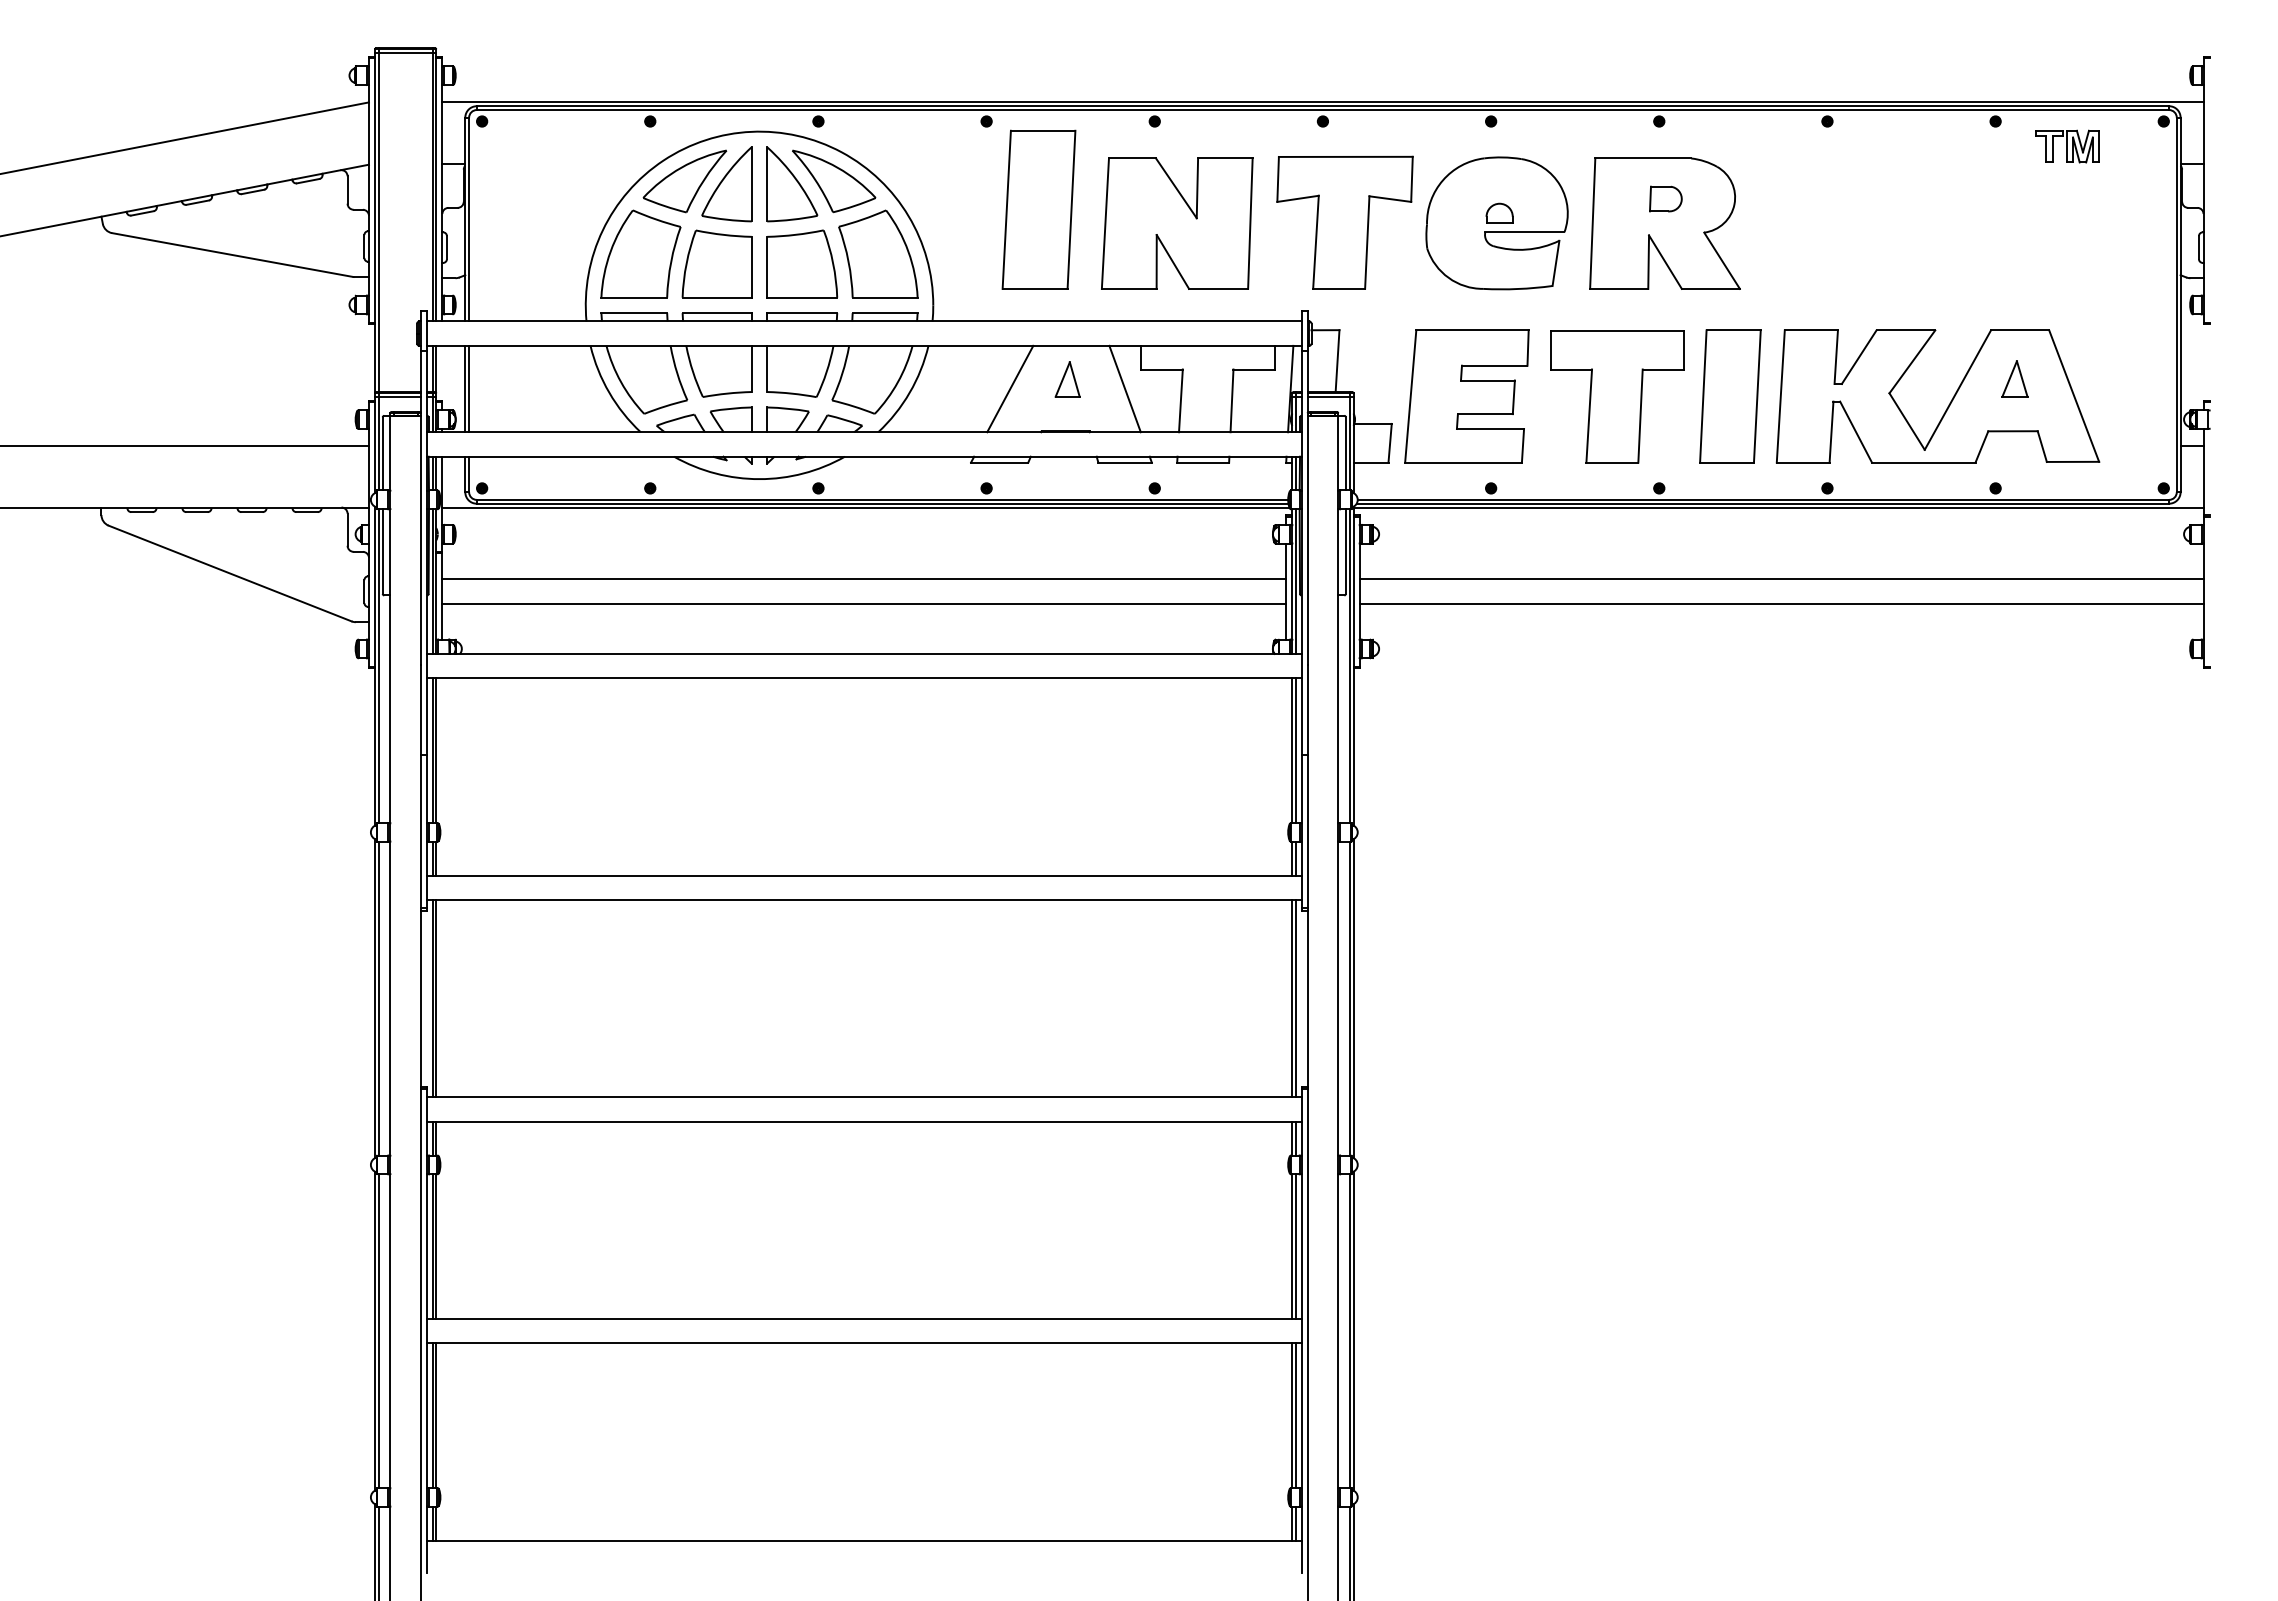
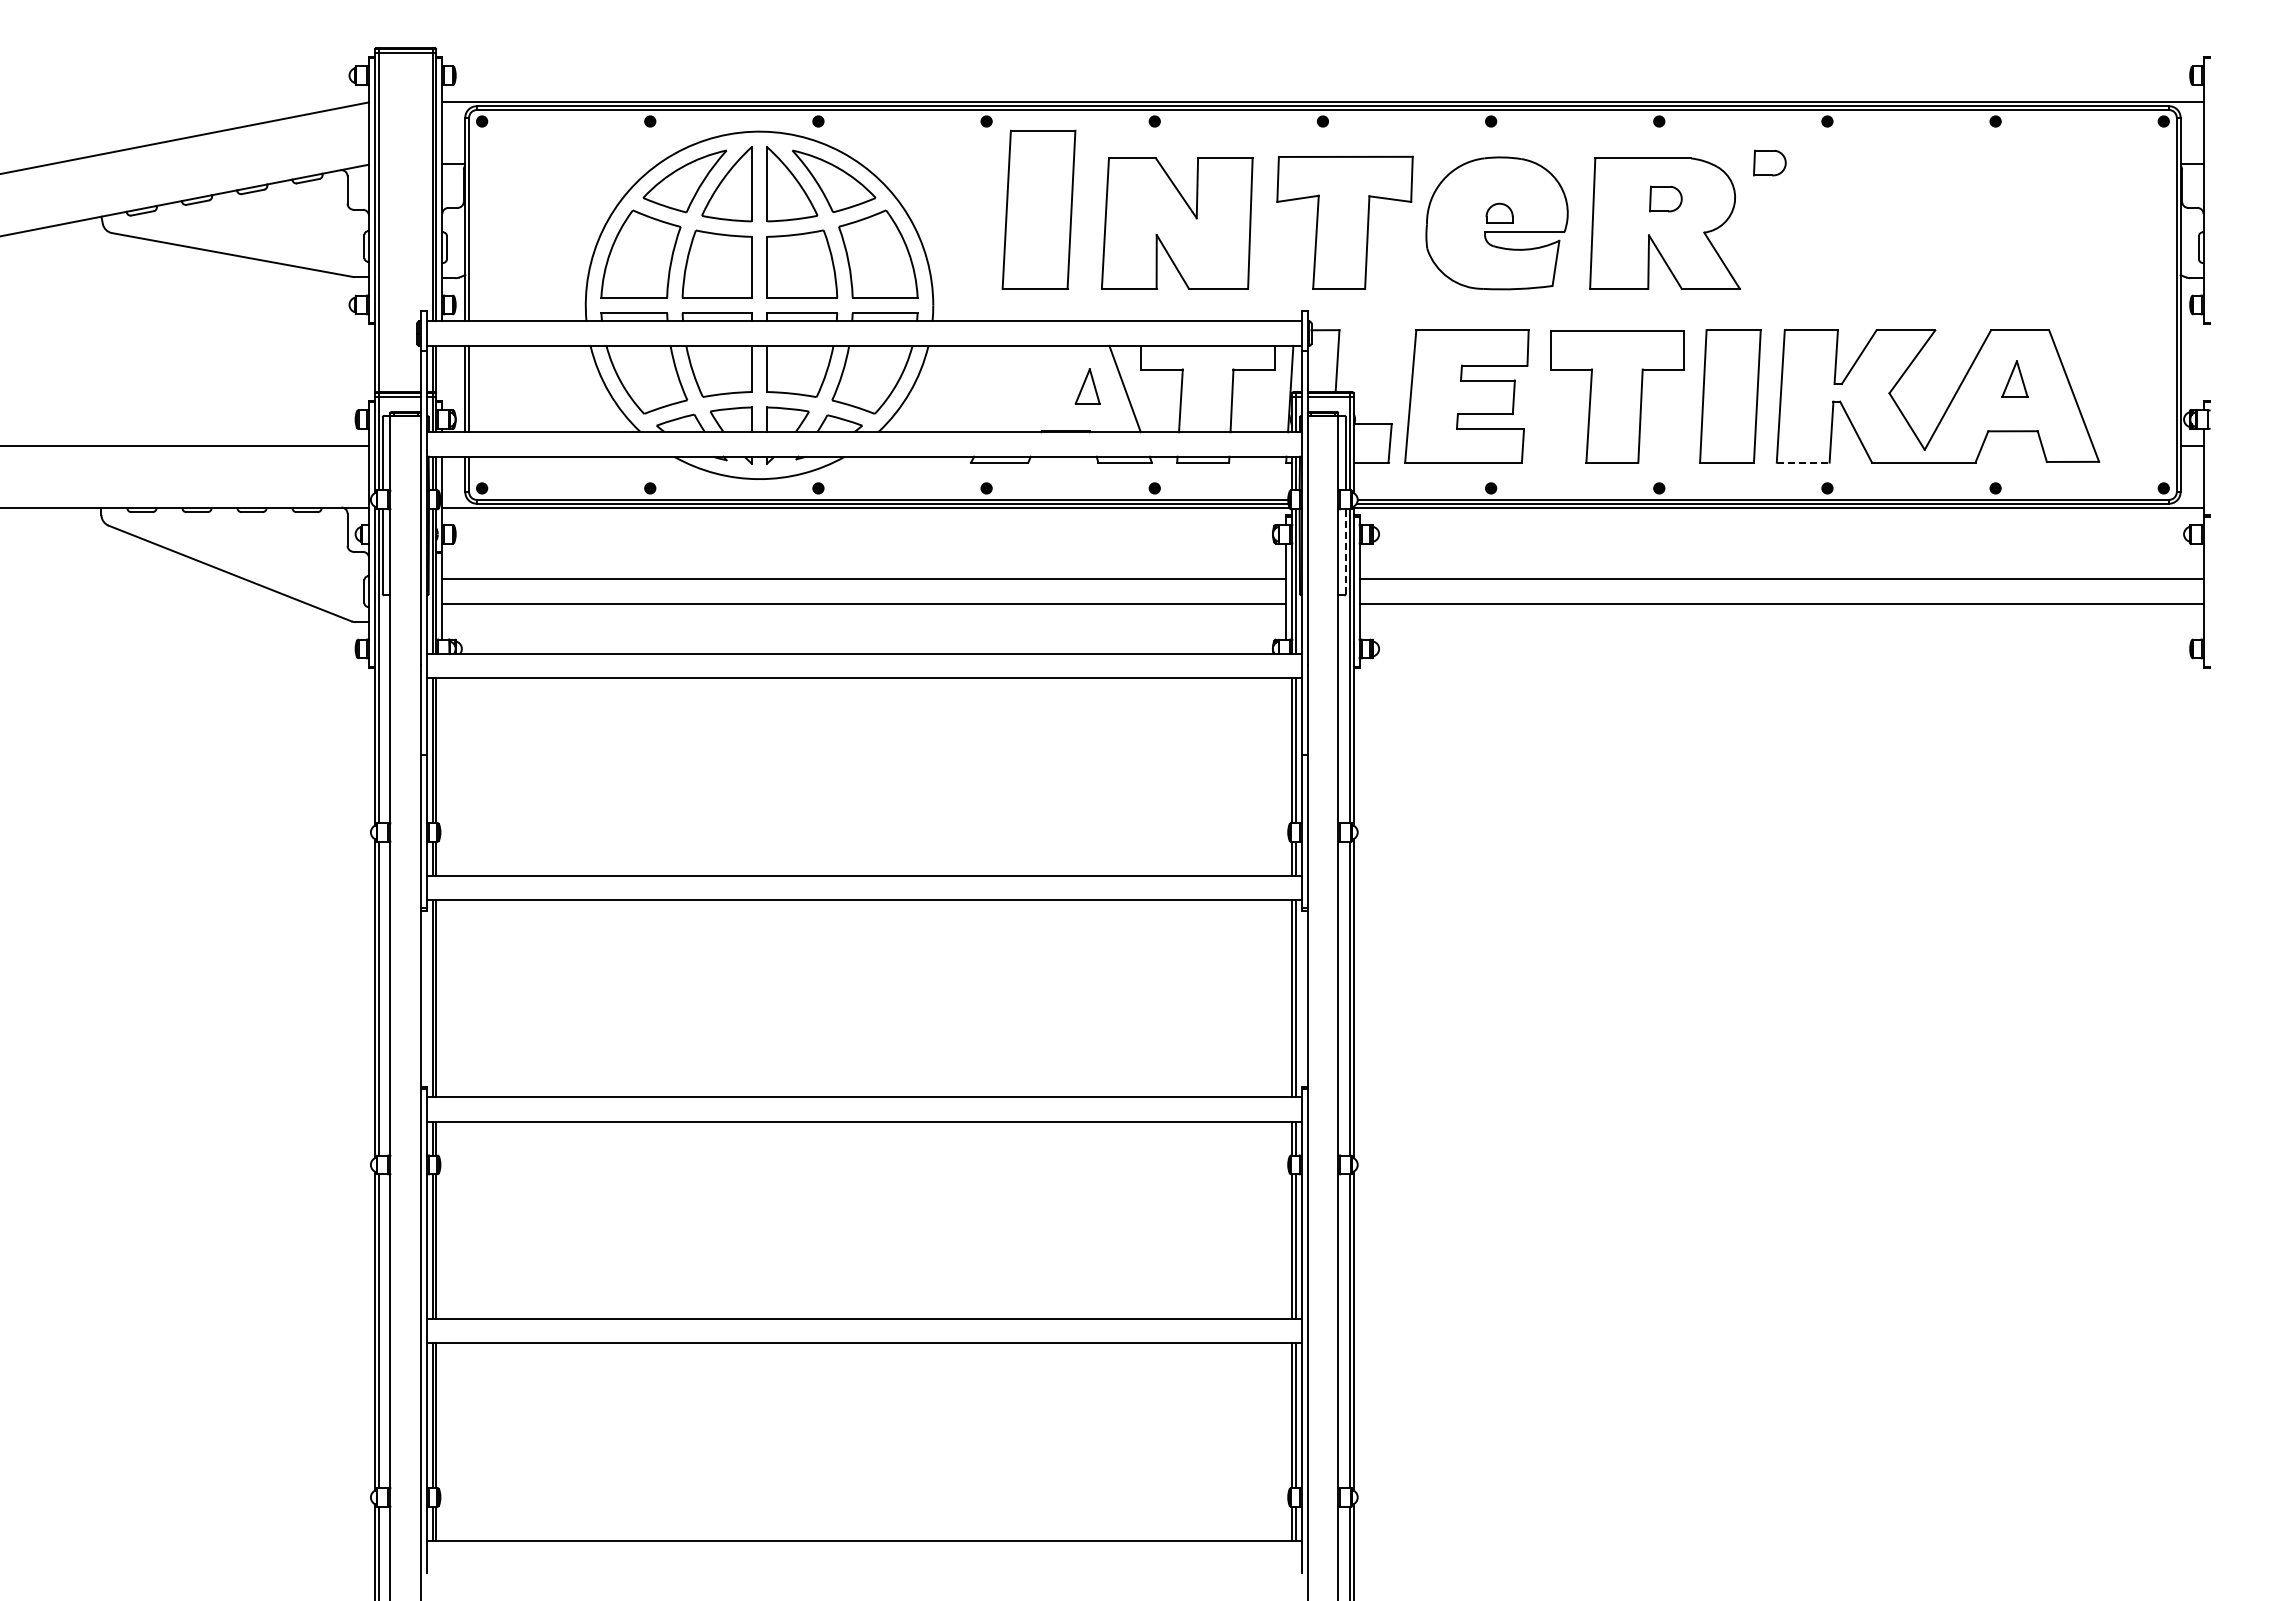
part: present -> none (2067, 146)
part: none -> present (1769, 162)
part position: (1067, 379) -> (1087, 386) (1087, 386)
line: present -> none (1010, 388)
line: solid -> dashed (1803, 462)
line: solid -> dashed (1345, 551)
